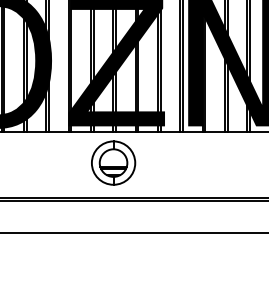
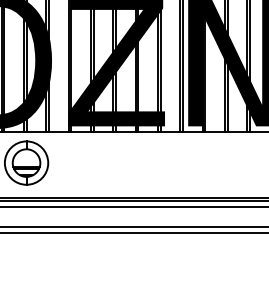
part position: (113, 162) -> (26, 162) (26, 162)
line: none -> present (133, 206)
line: none -> present (133, 227)
